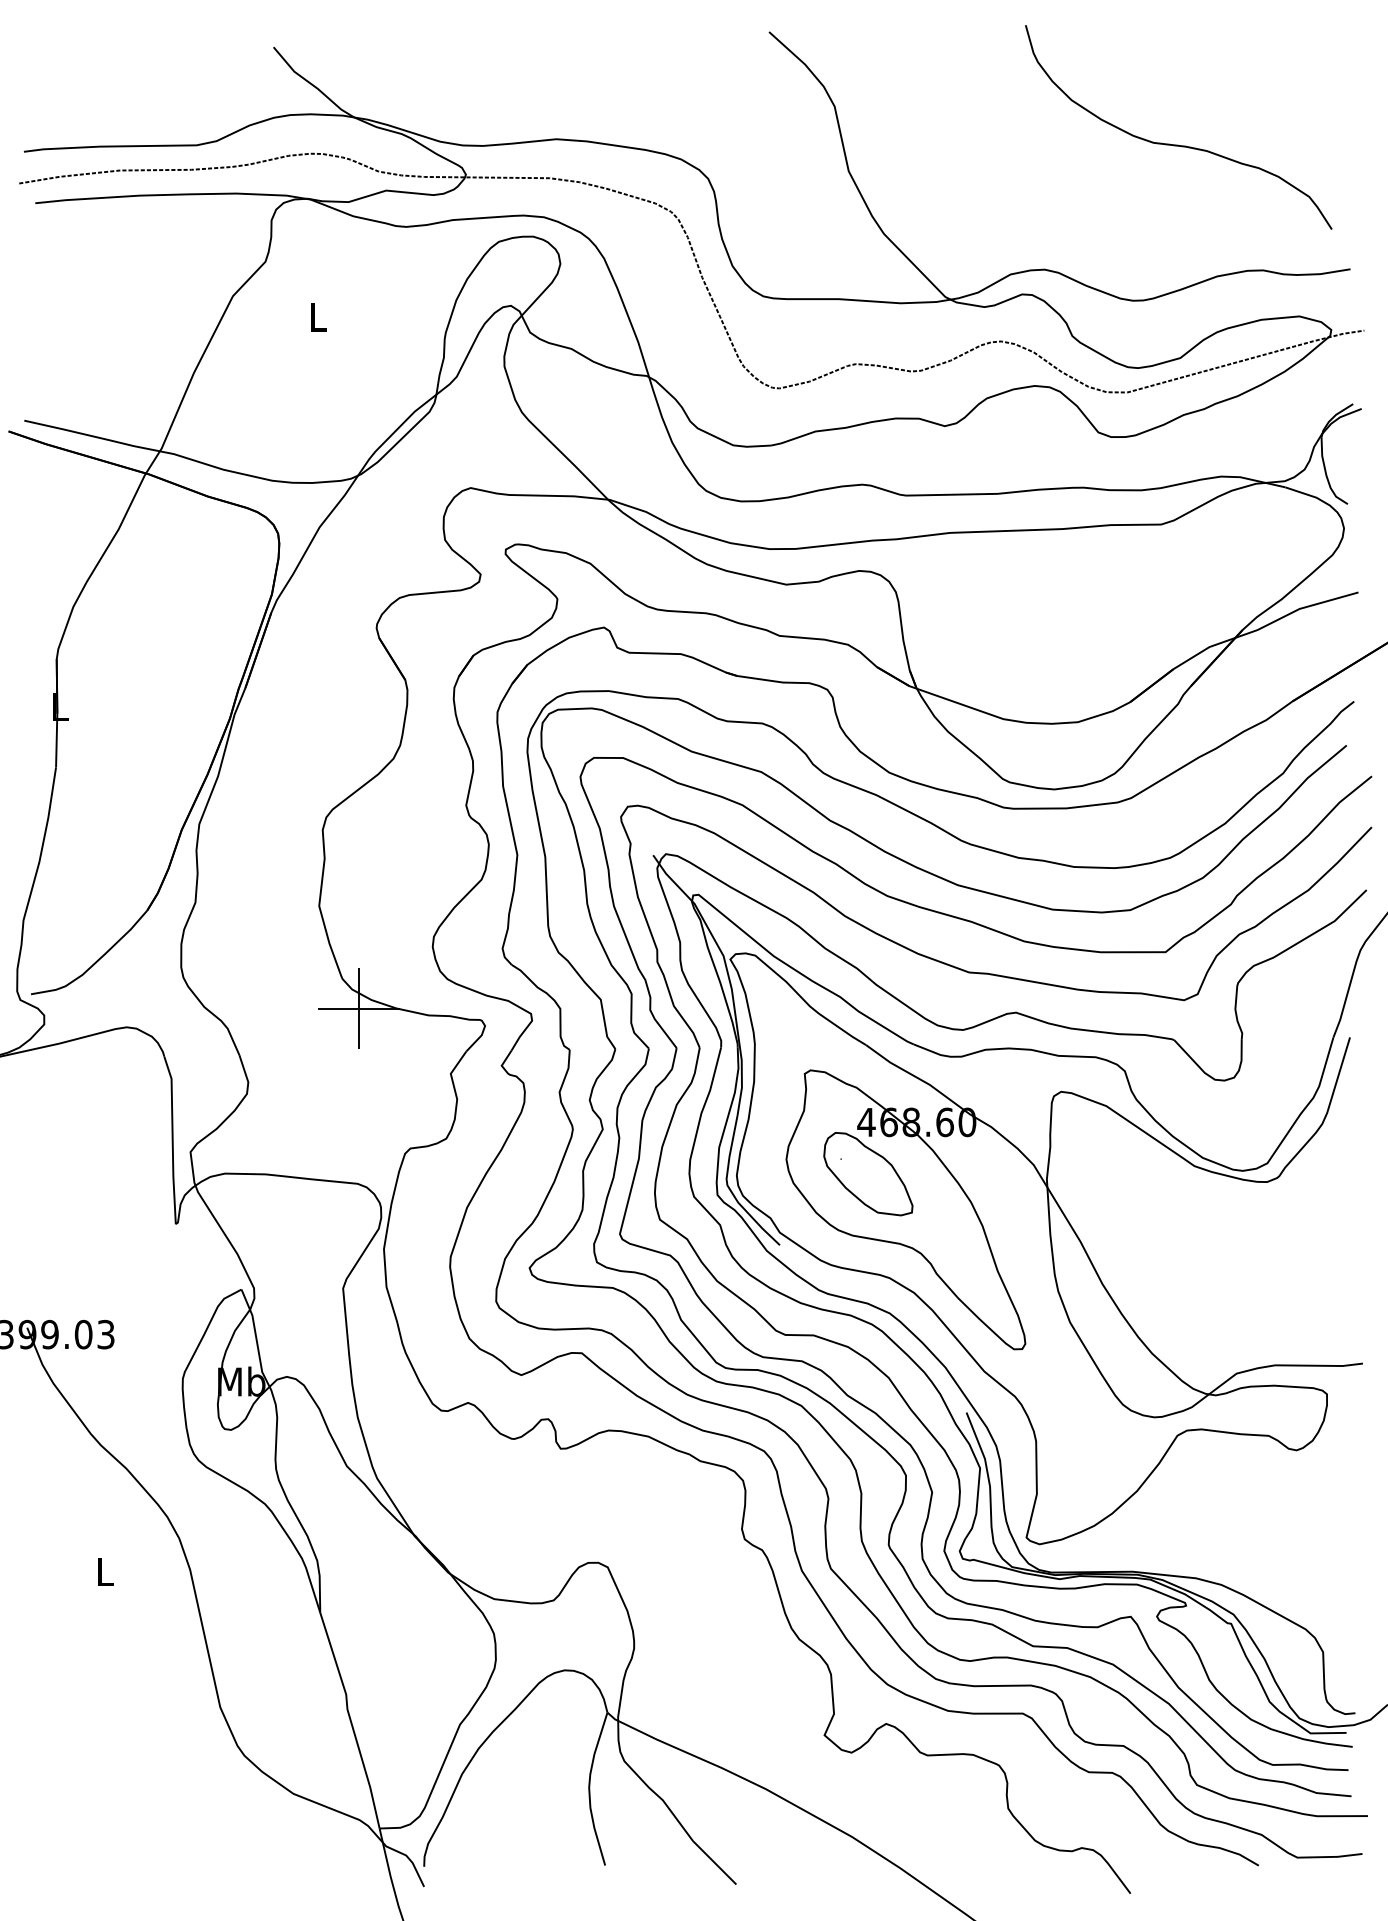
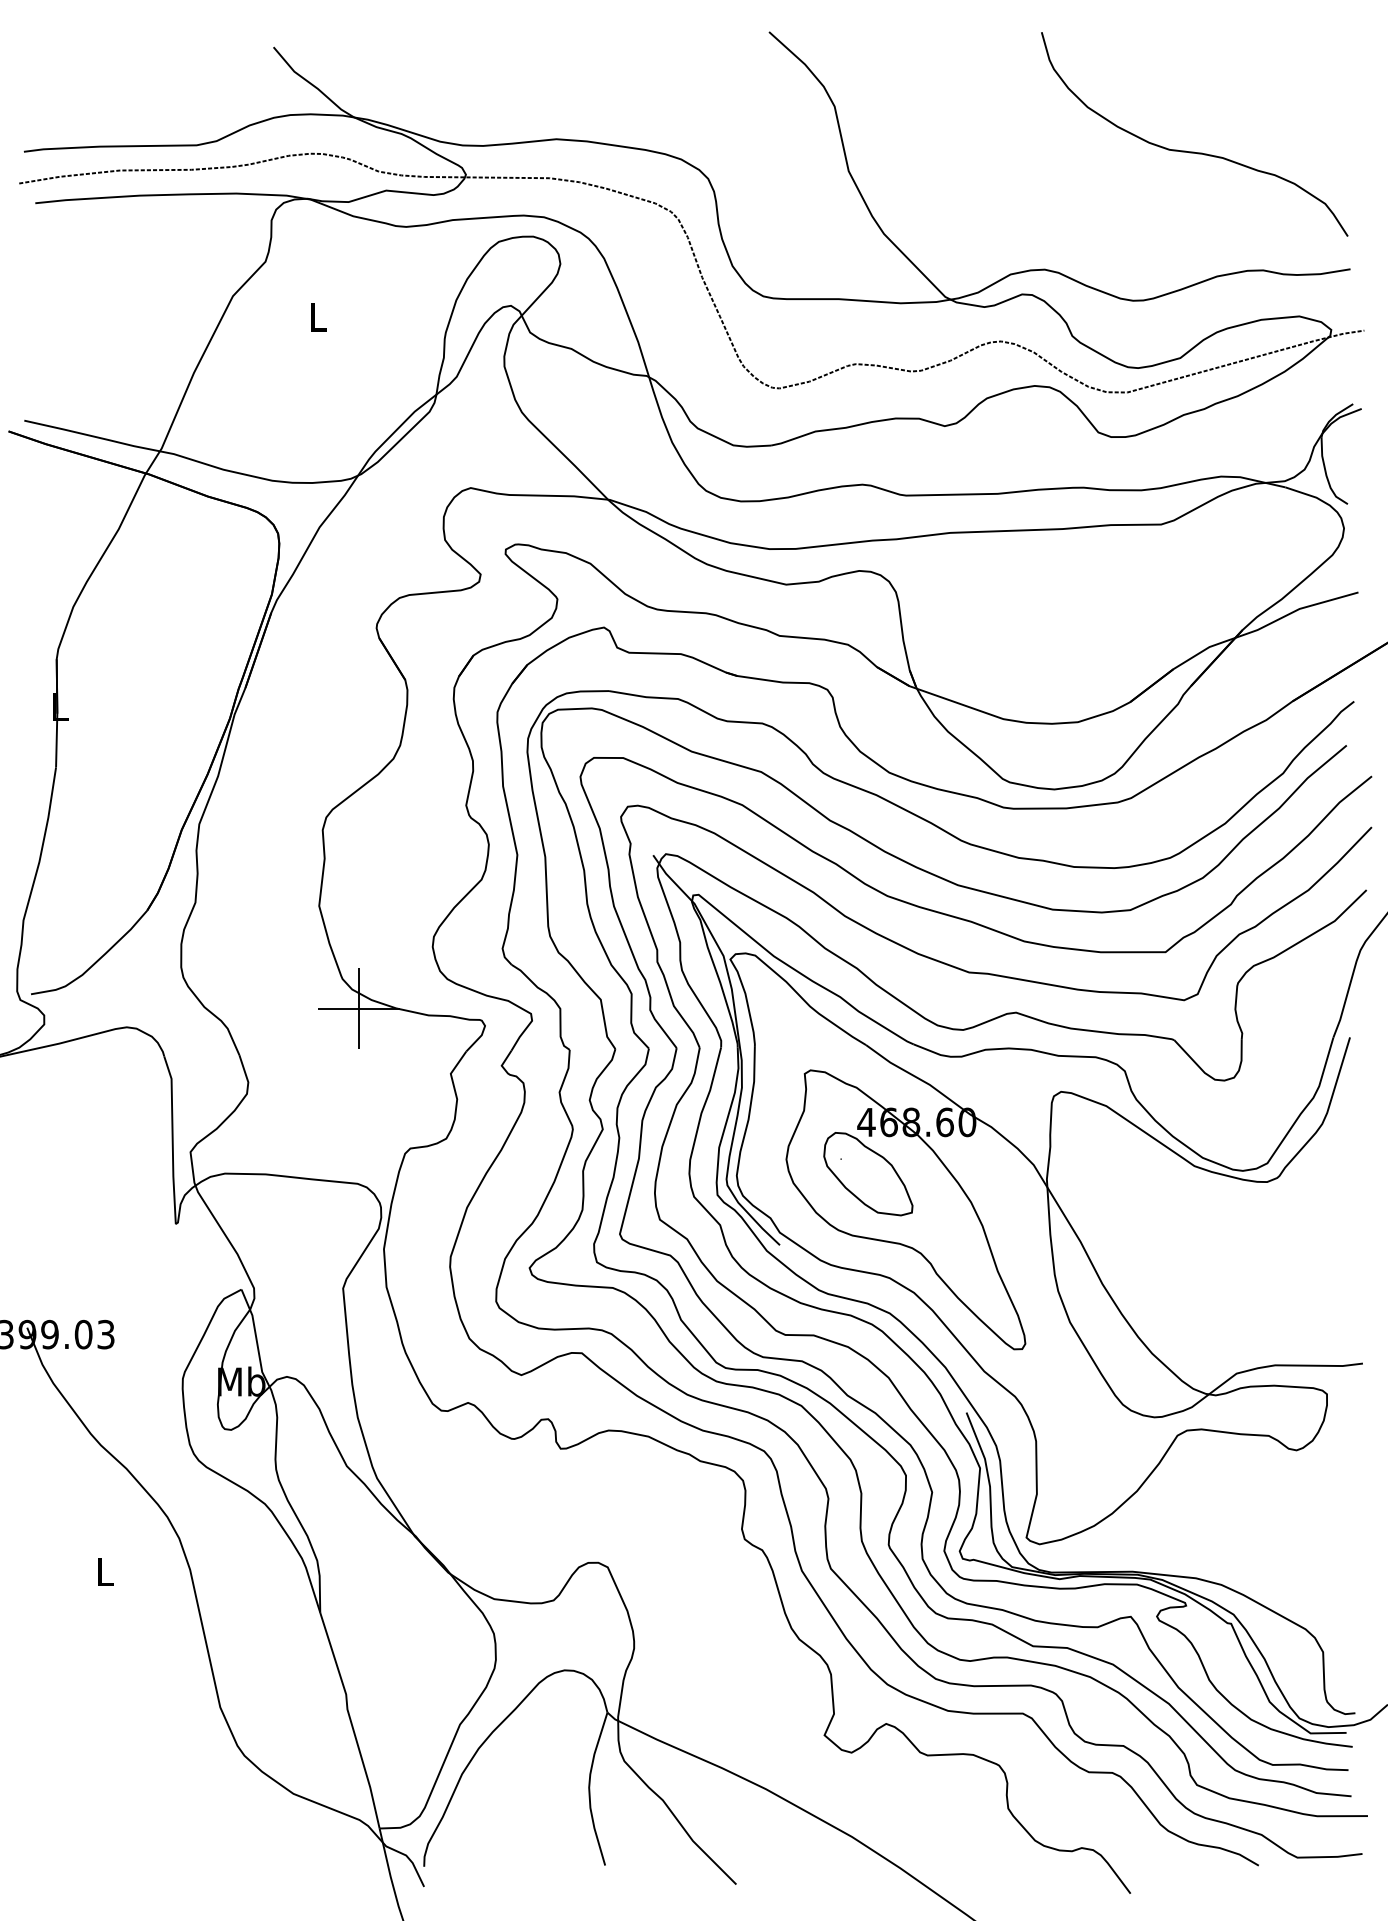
curve position: (1178, 144) -> (1194, 151) (1194, 151)
